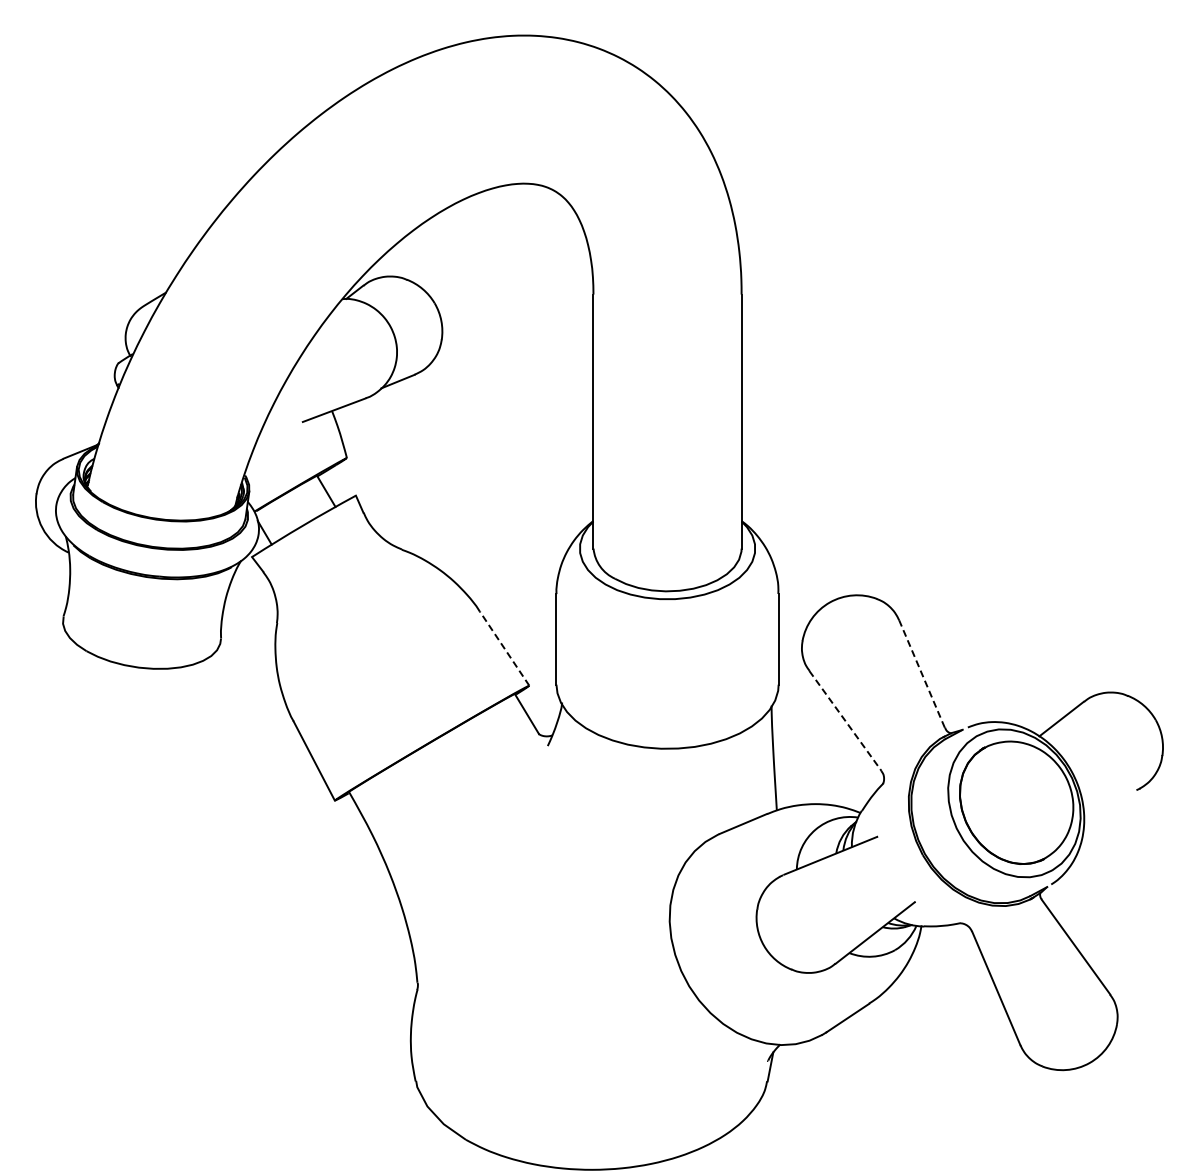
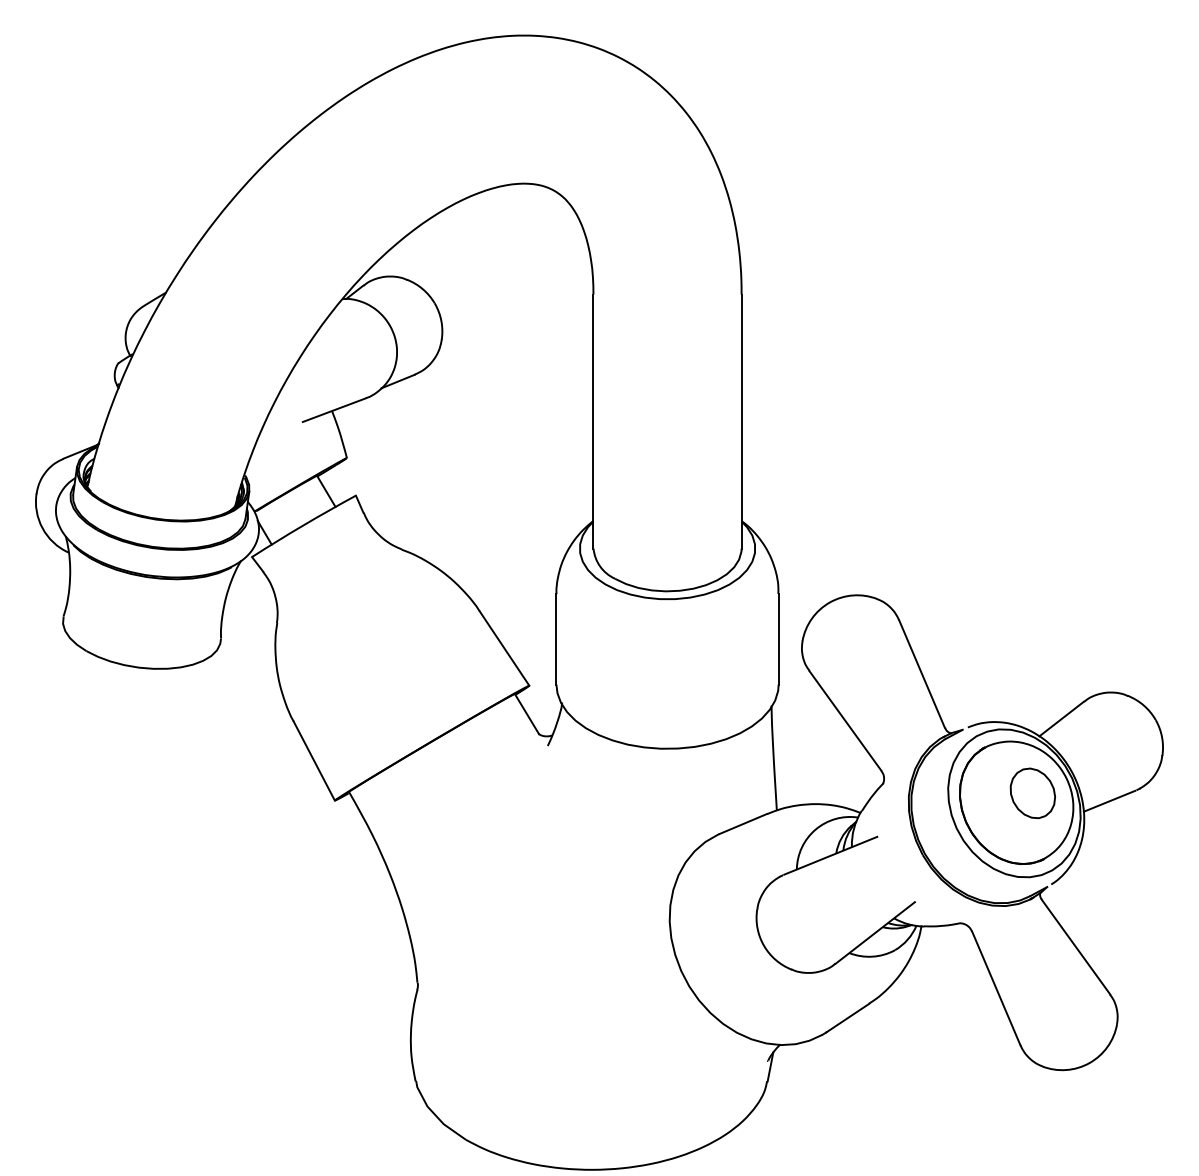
line: dashed -> solid (504, 648)
line: dashed -> solid (921, 673)
line: dashed -> solid (845, 720)
part: none -> present (1032, 793)
line: none -> present (1109, 800)
